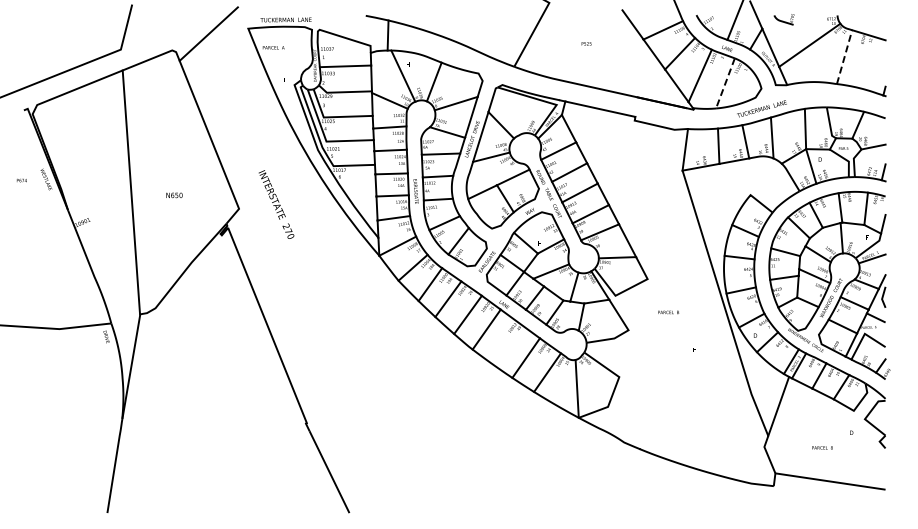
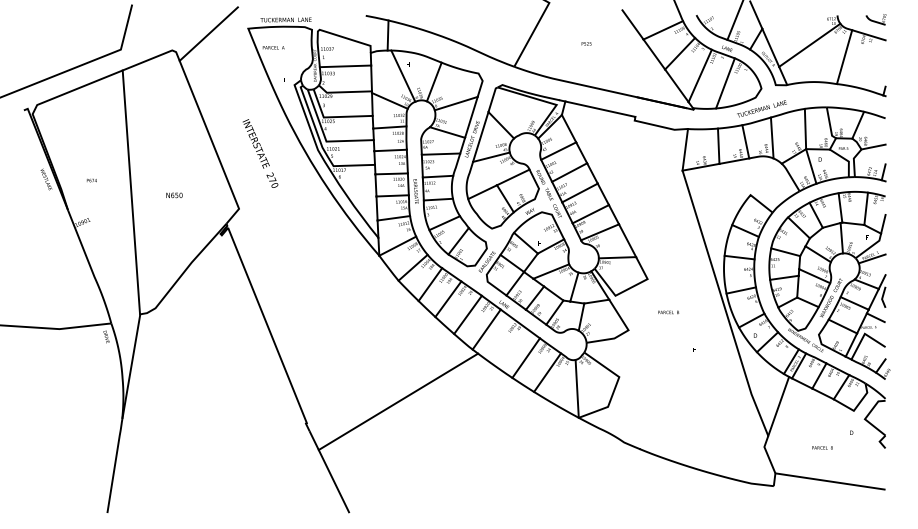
part position: (783, 19) -> (875, 19) (875, 19)
line: dashed -> solid (844, 57)
line: dashed -> solid (725, 83)
text position: (21, 180) -> (91, 180) (91, 180)
text position: (276, 204) -> (260, 153) (260, 153)
line: none -> present (398, 401)
